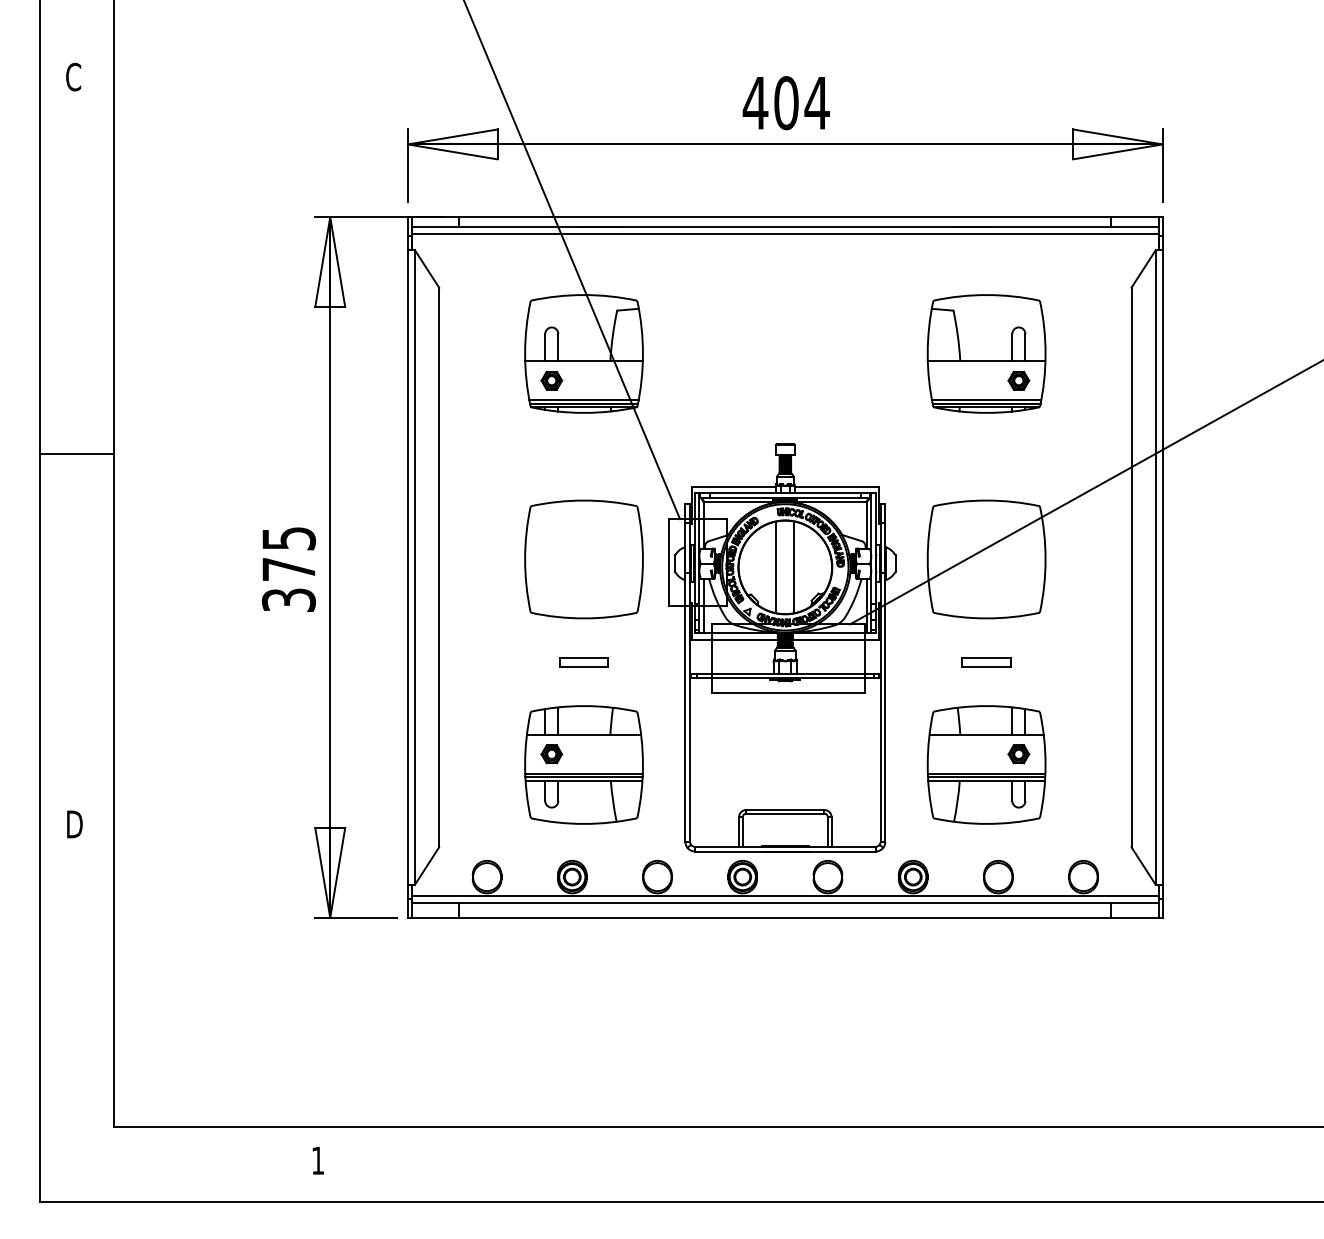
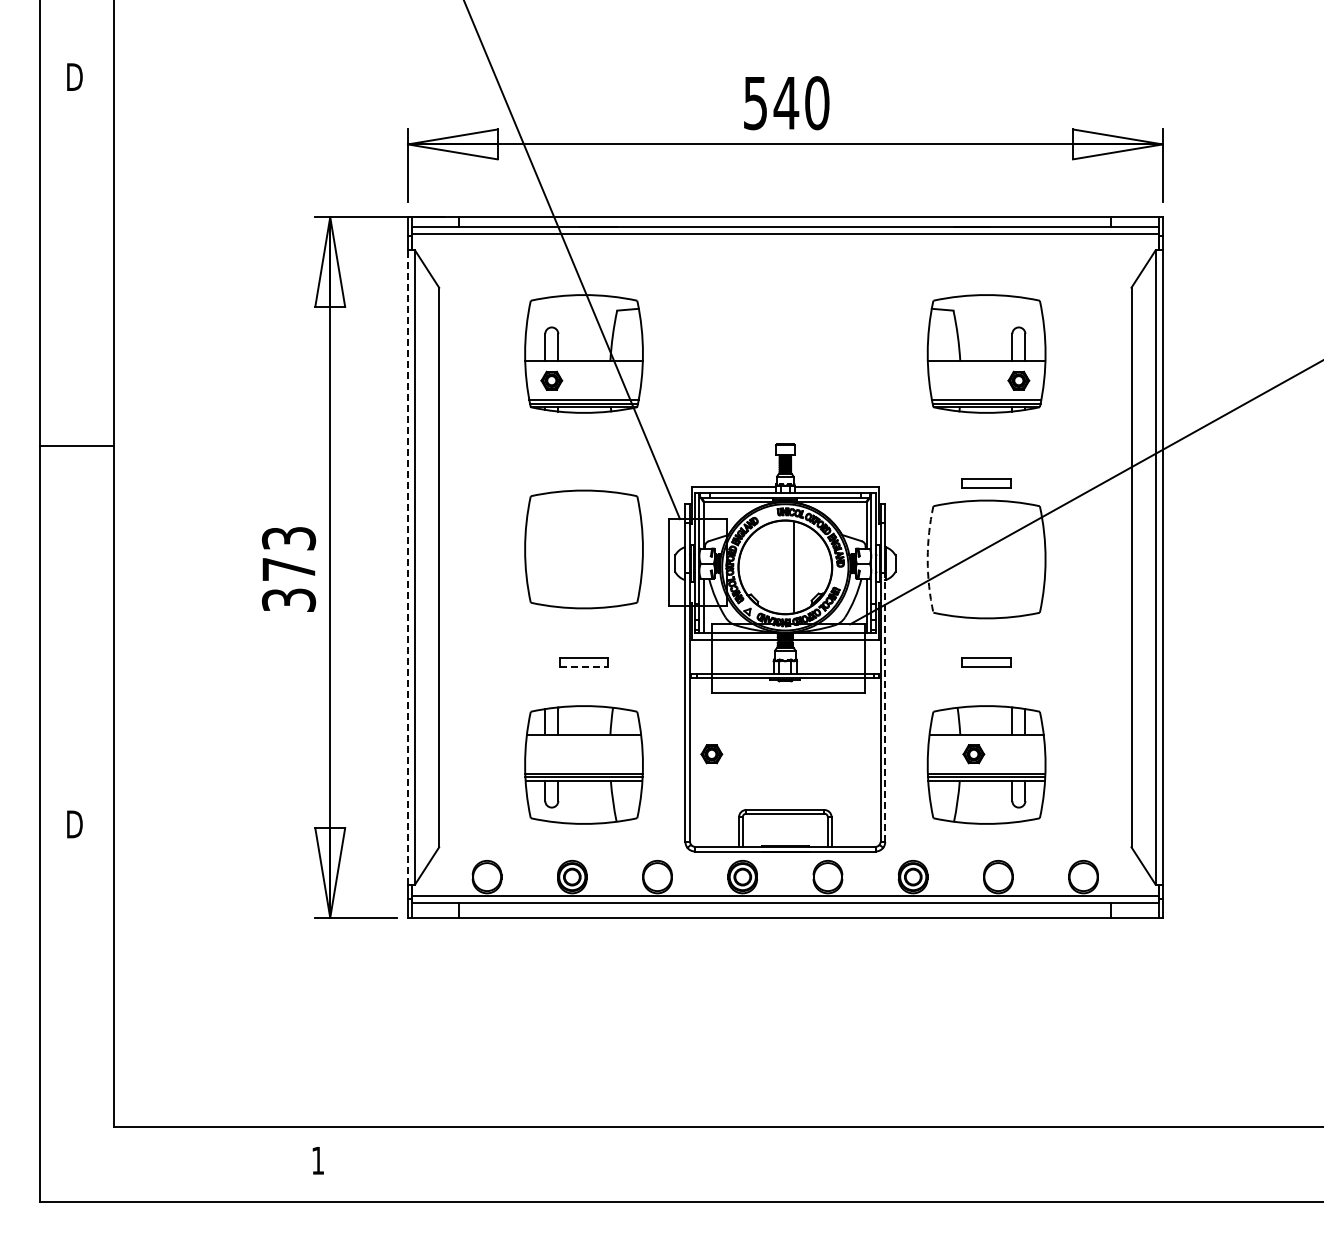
text: C -> D (74, 76)
text: 404 -> 540 (785, 103)
line position: (76, 454) -> (76, 446) (76, 446)
part: none -> present (986, 483)
text: 375 -> 373 (288, 538)
part position: (583, 559) -> (583, 549) (583, 549)
arc: solid -> dashed (927, 559)
line: solid -> dashed (407, 567)
line: present -> none (776, 567)
line: solid -> dashed (584, 666)
line: solid -> dashed (885, 707)
part position: (551, 754) -> (711, 754) (711, 754)
part position: (1018, 754) -> (973, 754) (973, 754)
